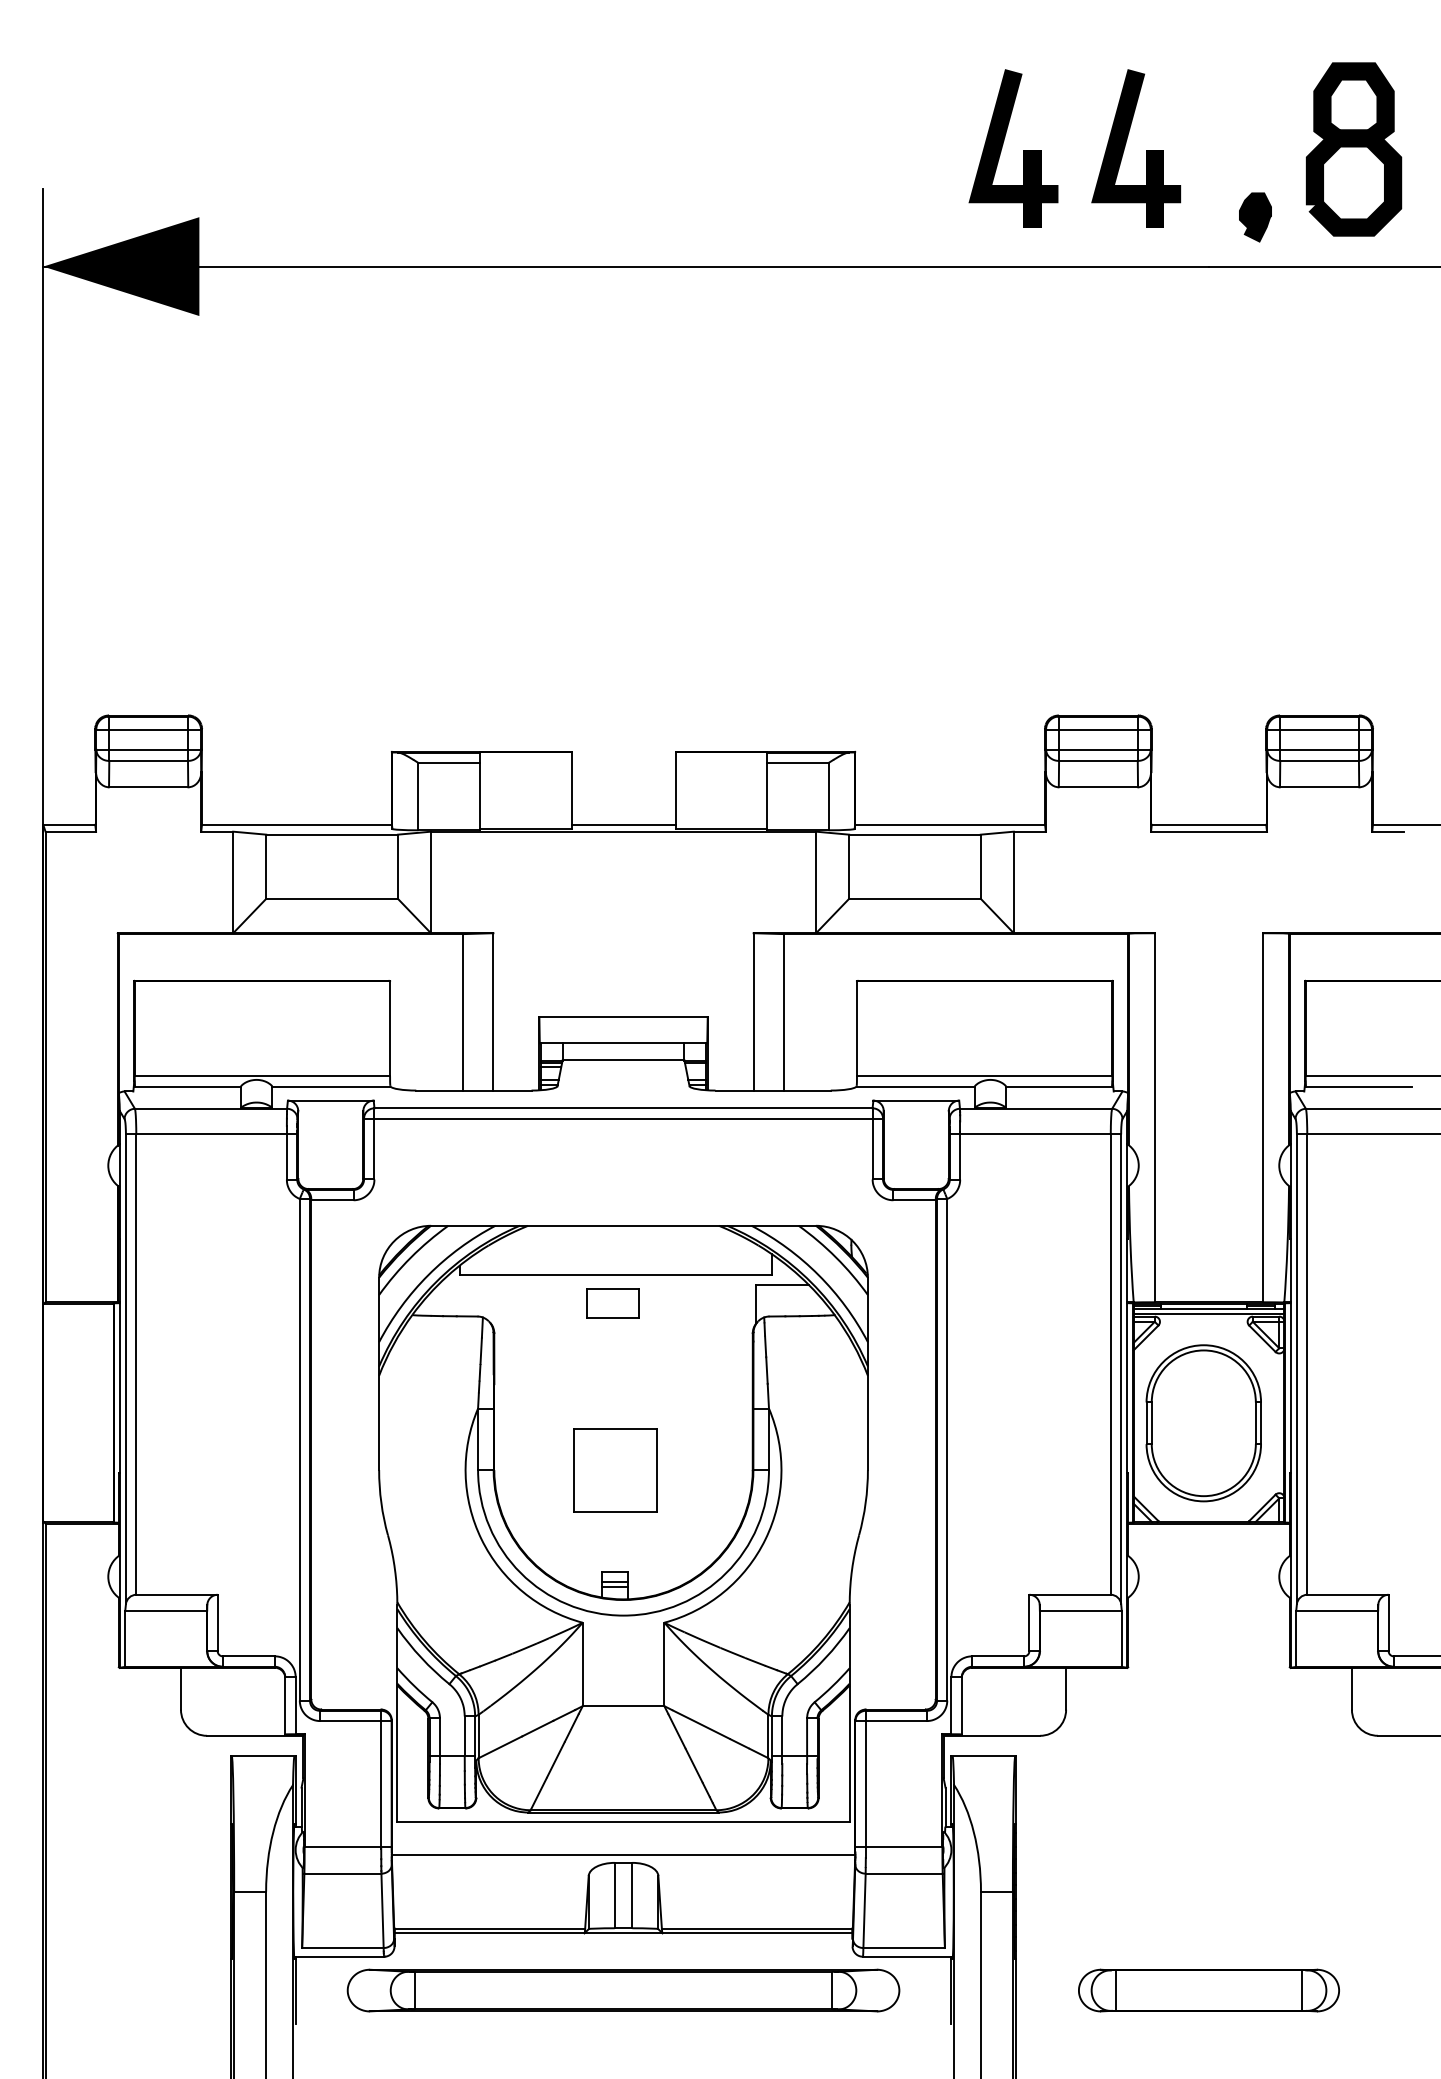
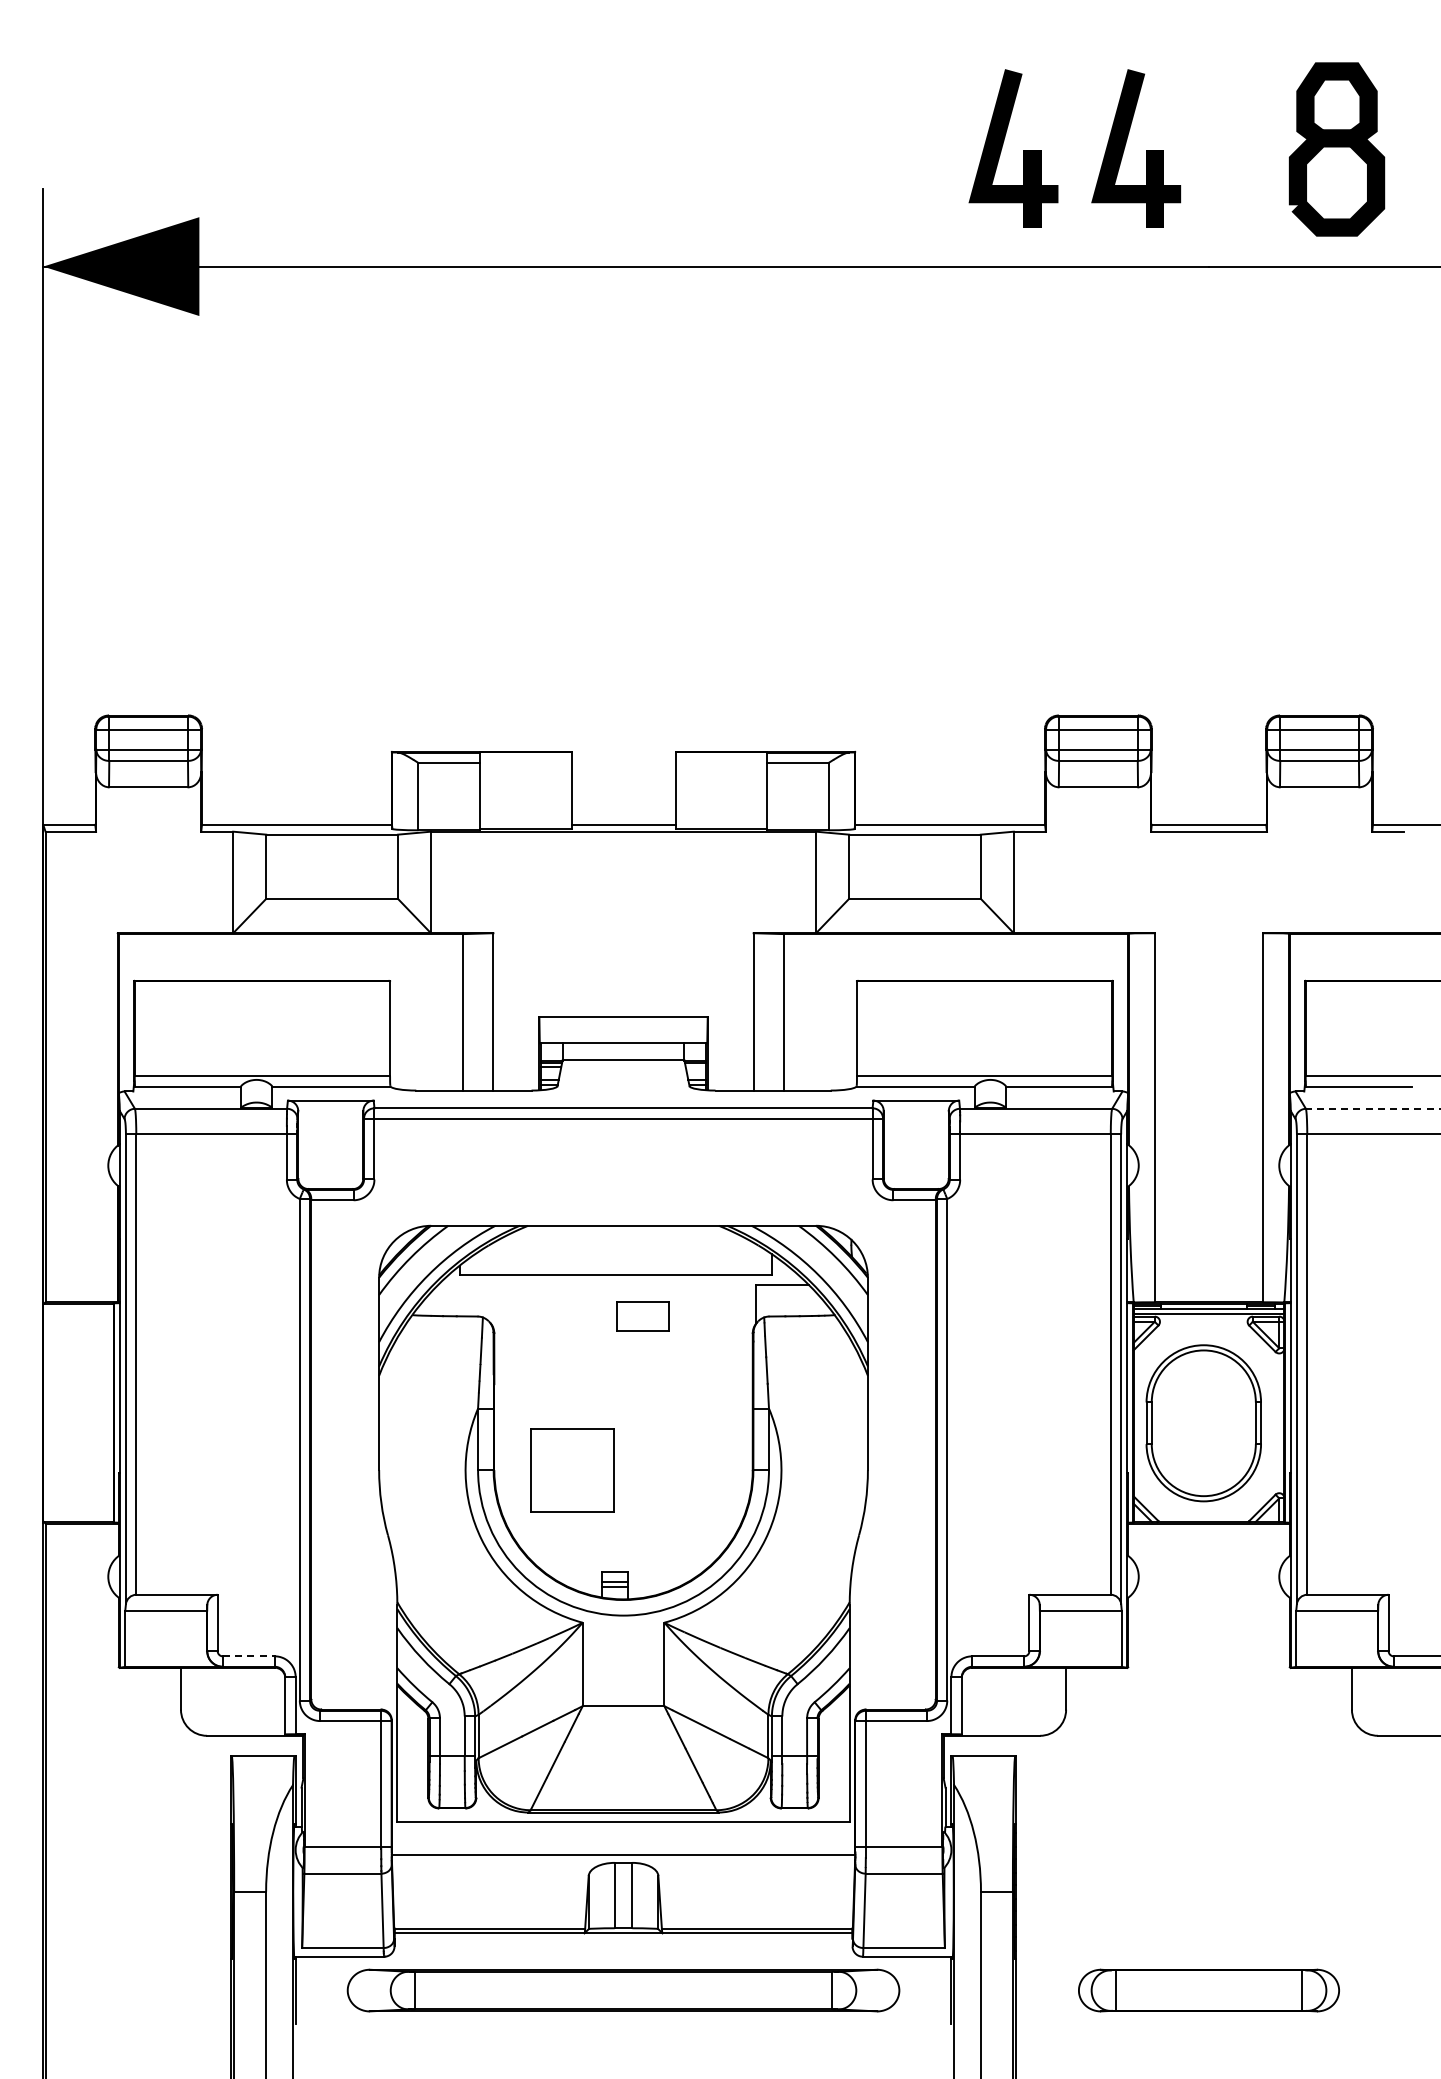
part position: (1353, 149) -> (1336, 149) (1336, 149)
part: present -> none (1255, 217)
line: solid -> dashed (1372, 1108)
part position: (612, 1303) -> (642, 1316) (642, 1316)
part position: (615, 1470) -> (572, 1470) (572, 1470)
line: solid -> dashed (248, 1656)
